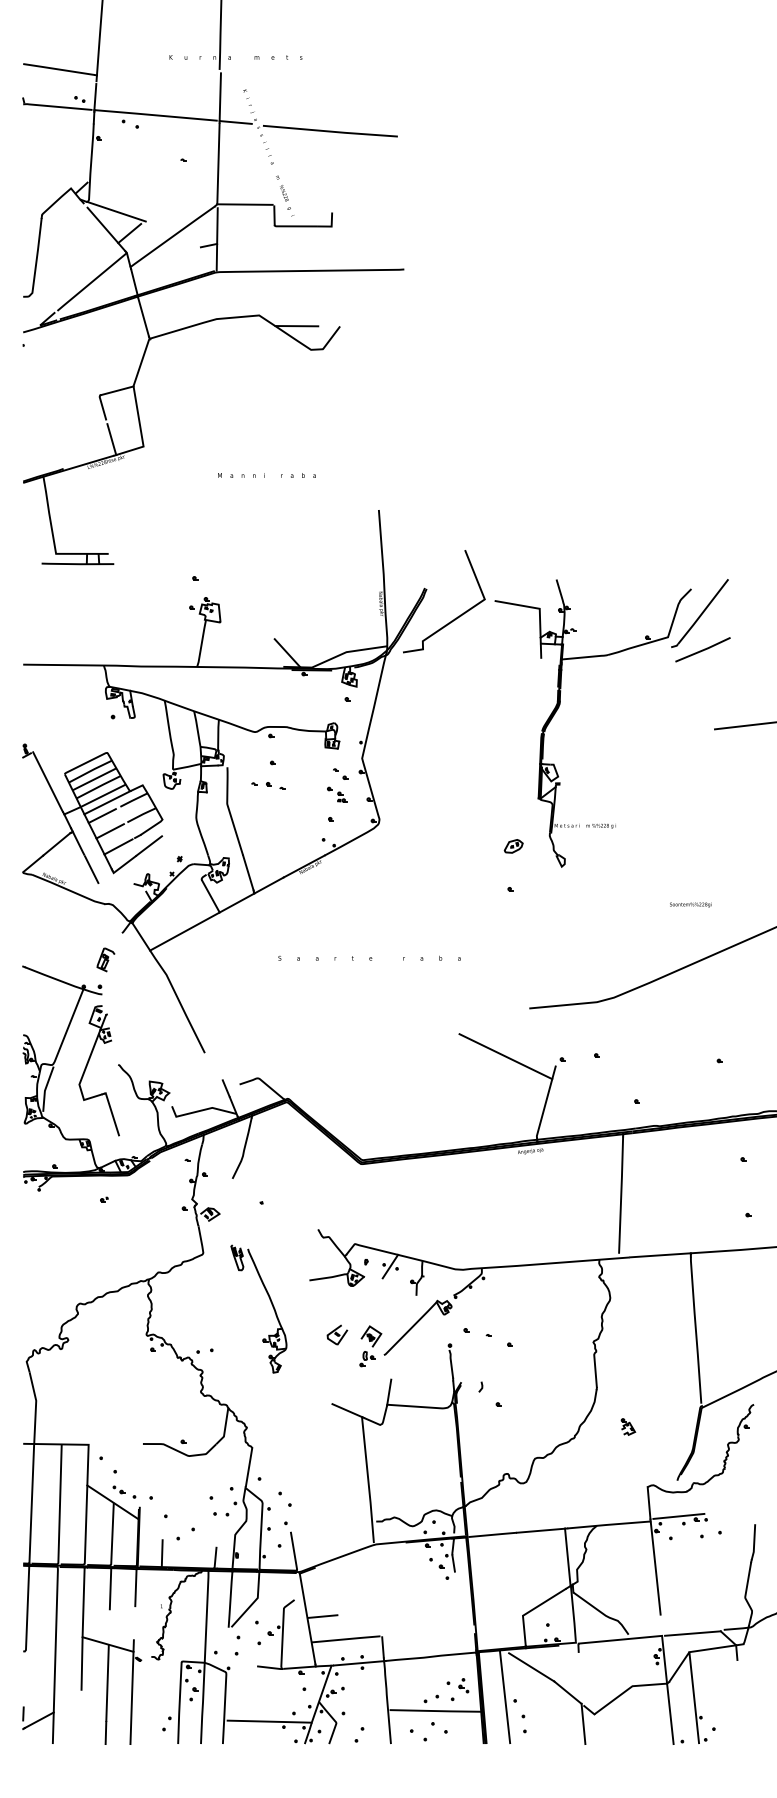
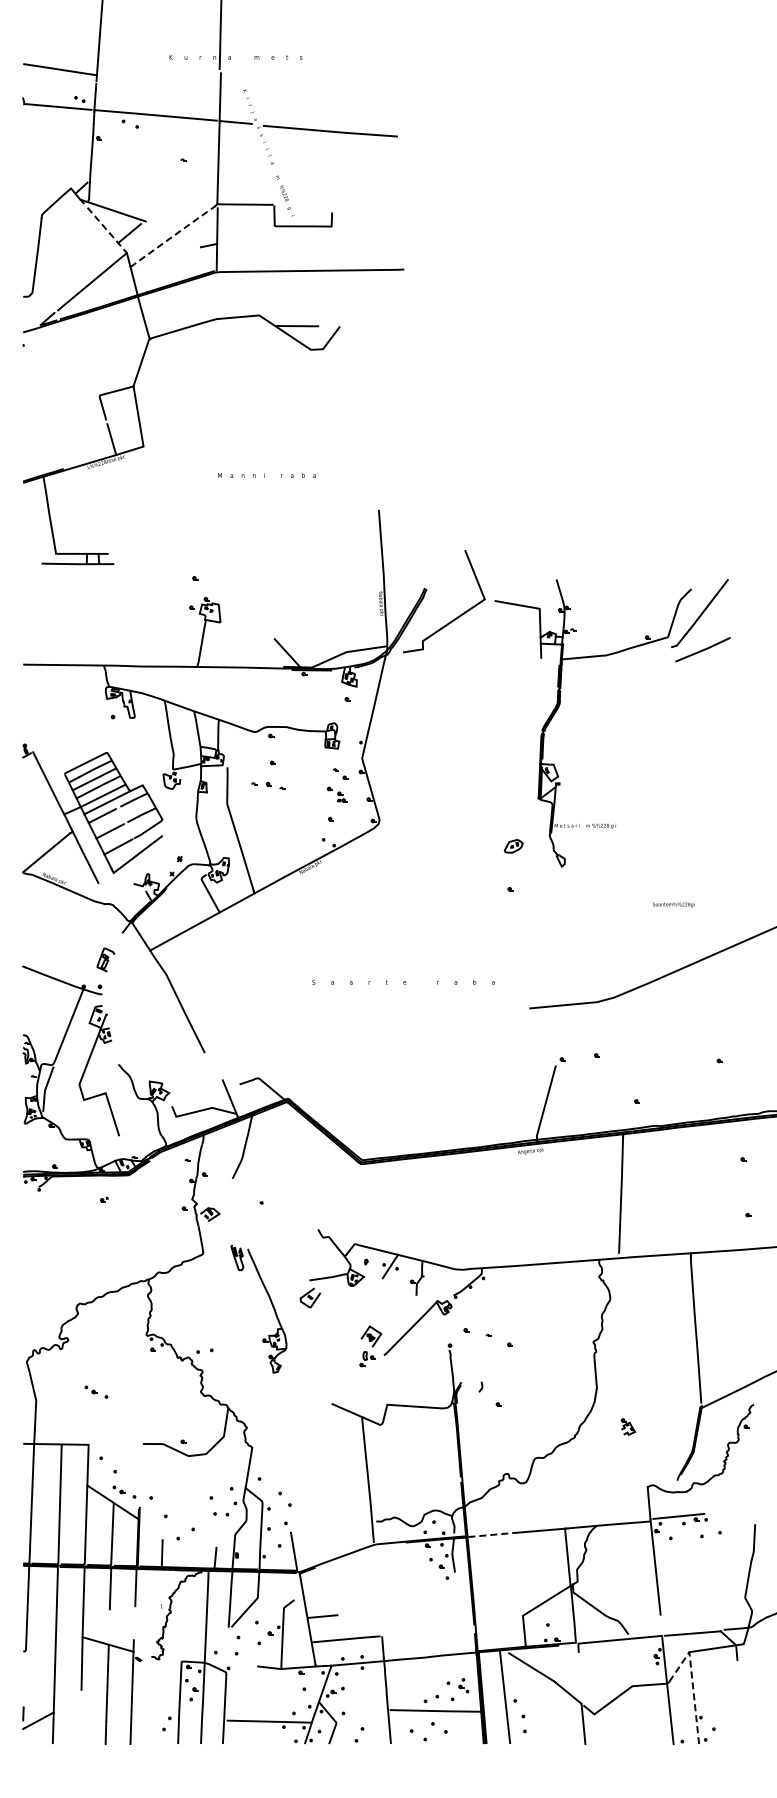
line: solid -> dashed (106, 229)
line: solid -> dashed (172, 236)
line: present -> none (743, 725)
text position: (690, 904) -> (673, 904) (673, 904)
text position: (369, 957) -> (403, 981) (403, 981)
line: present -> none (505, 1056)
part position: (337, 1334) -> (310, 1297) (310, 1297)
part: none -> present (96, 1391)
line: present -> none (389, 1392)
line: solid -> dashed (493, 1534)
line: solid -> dashed (692, 1678)
